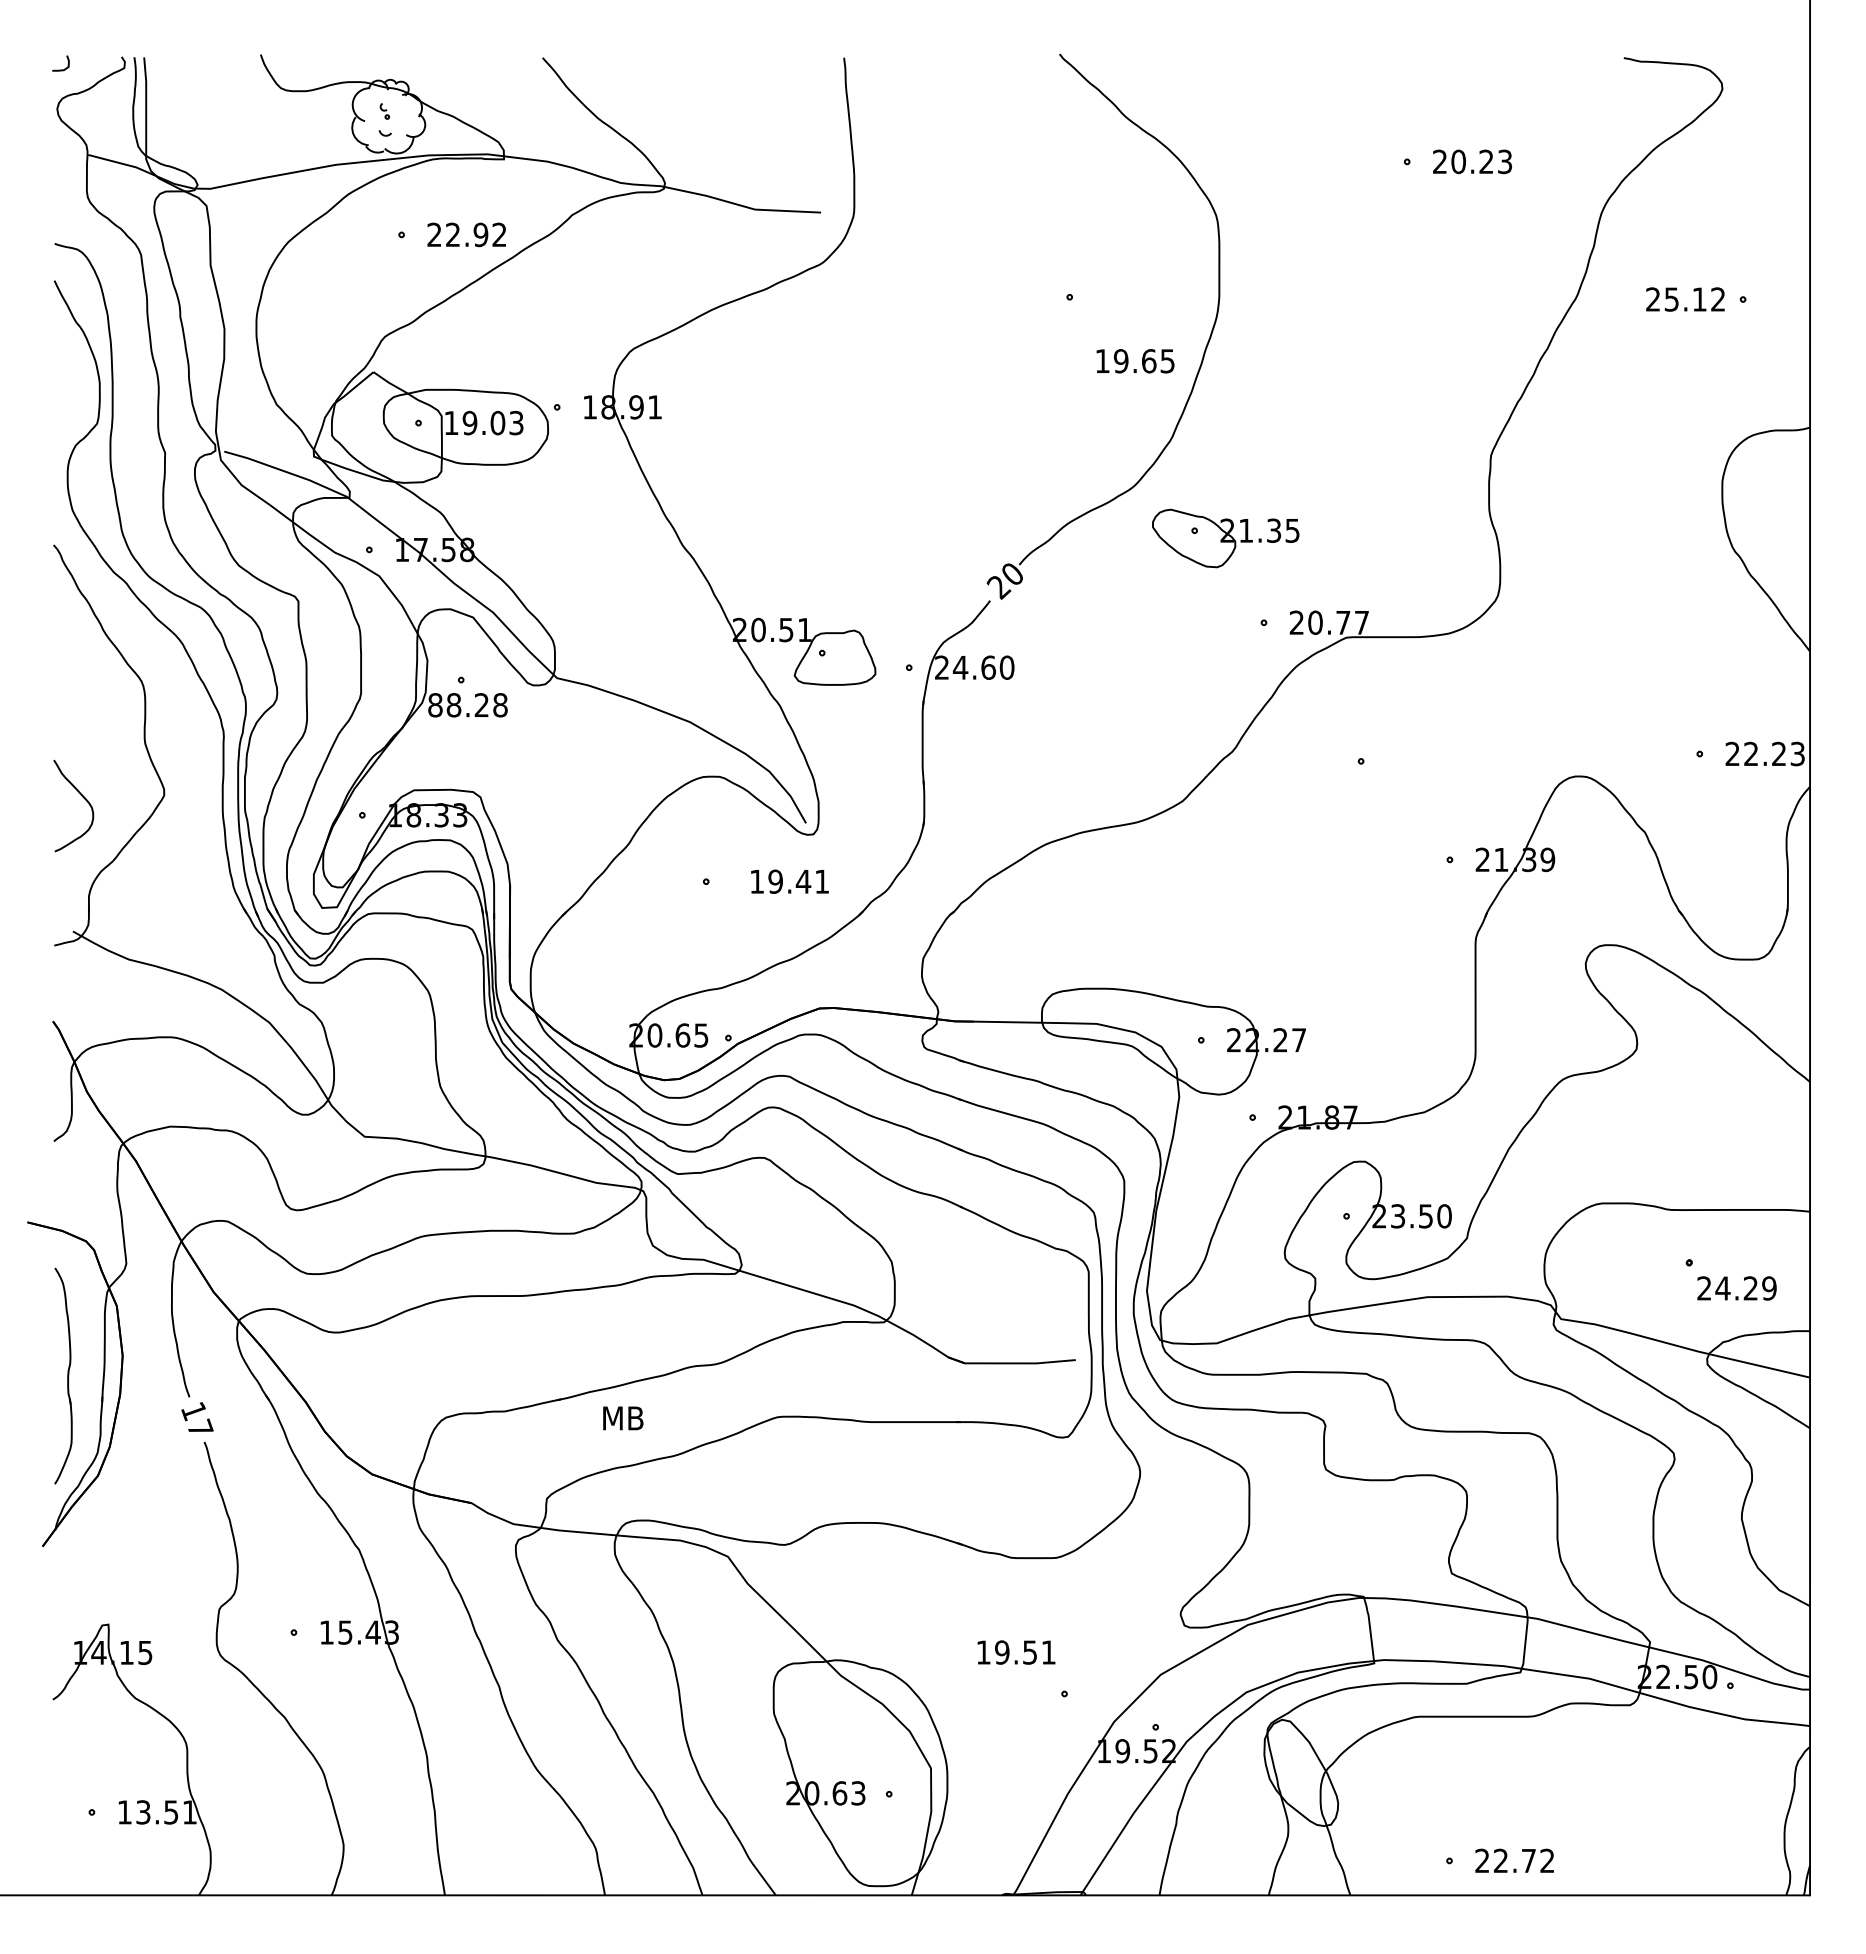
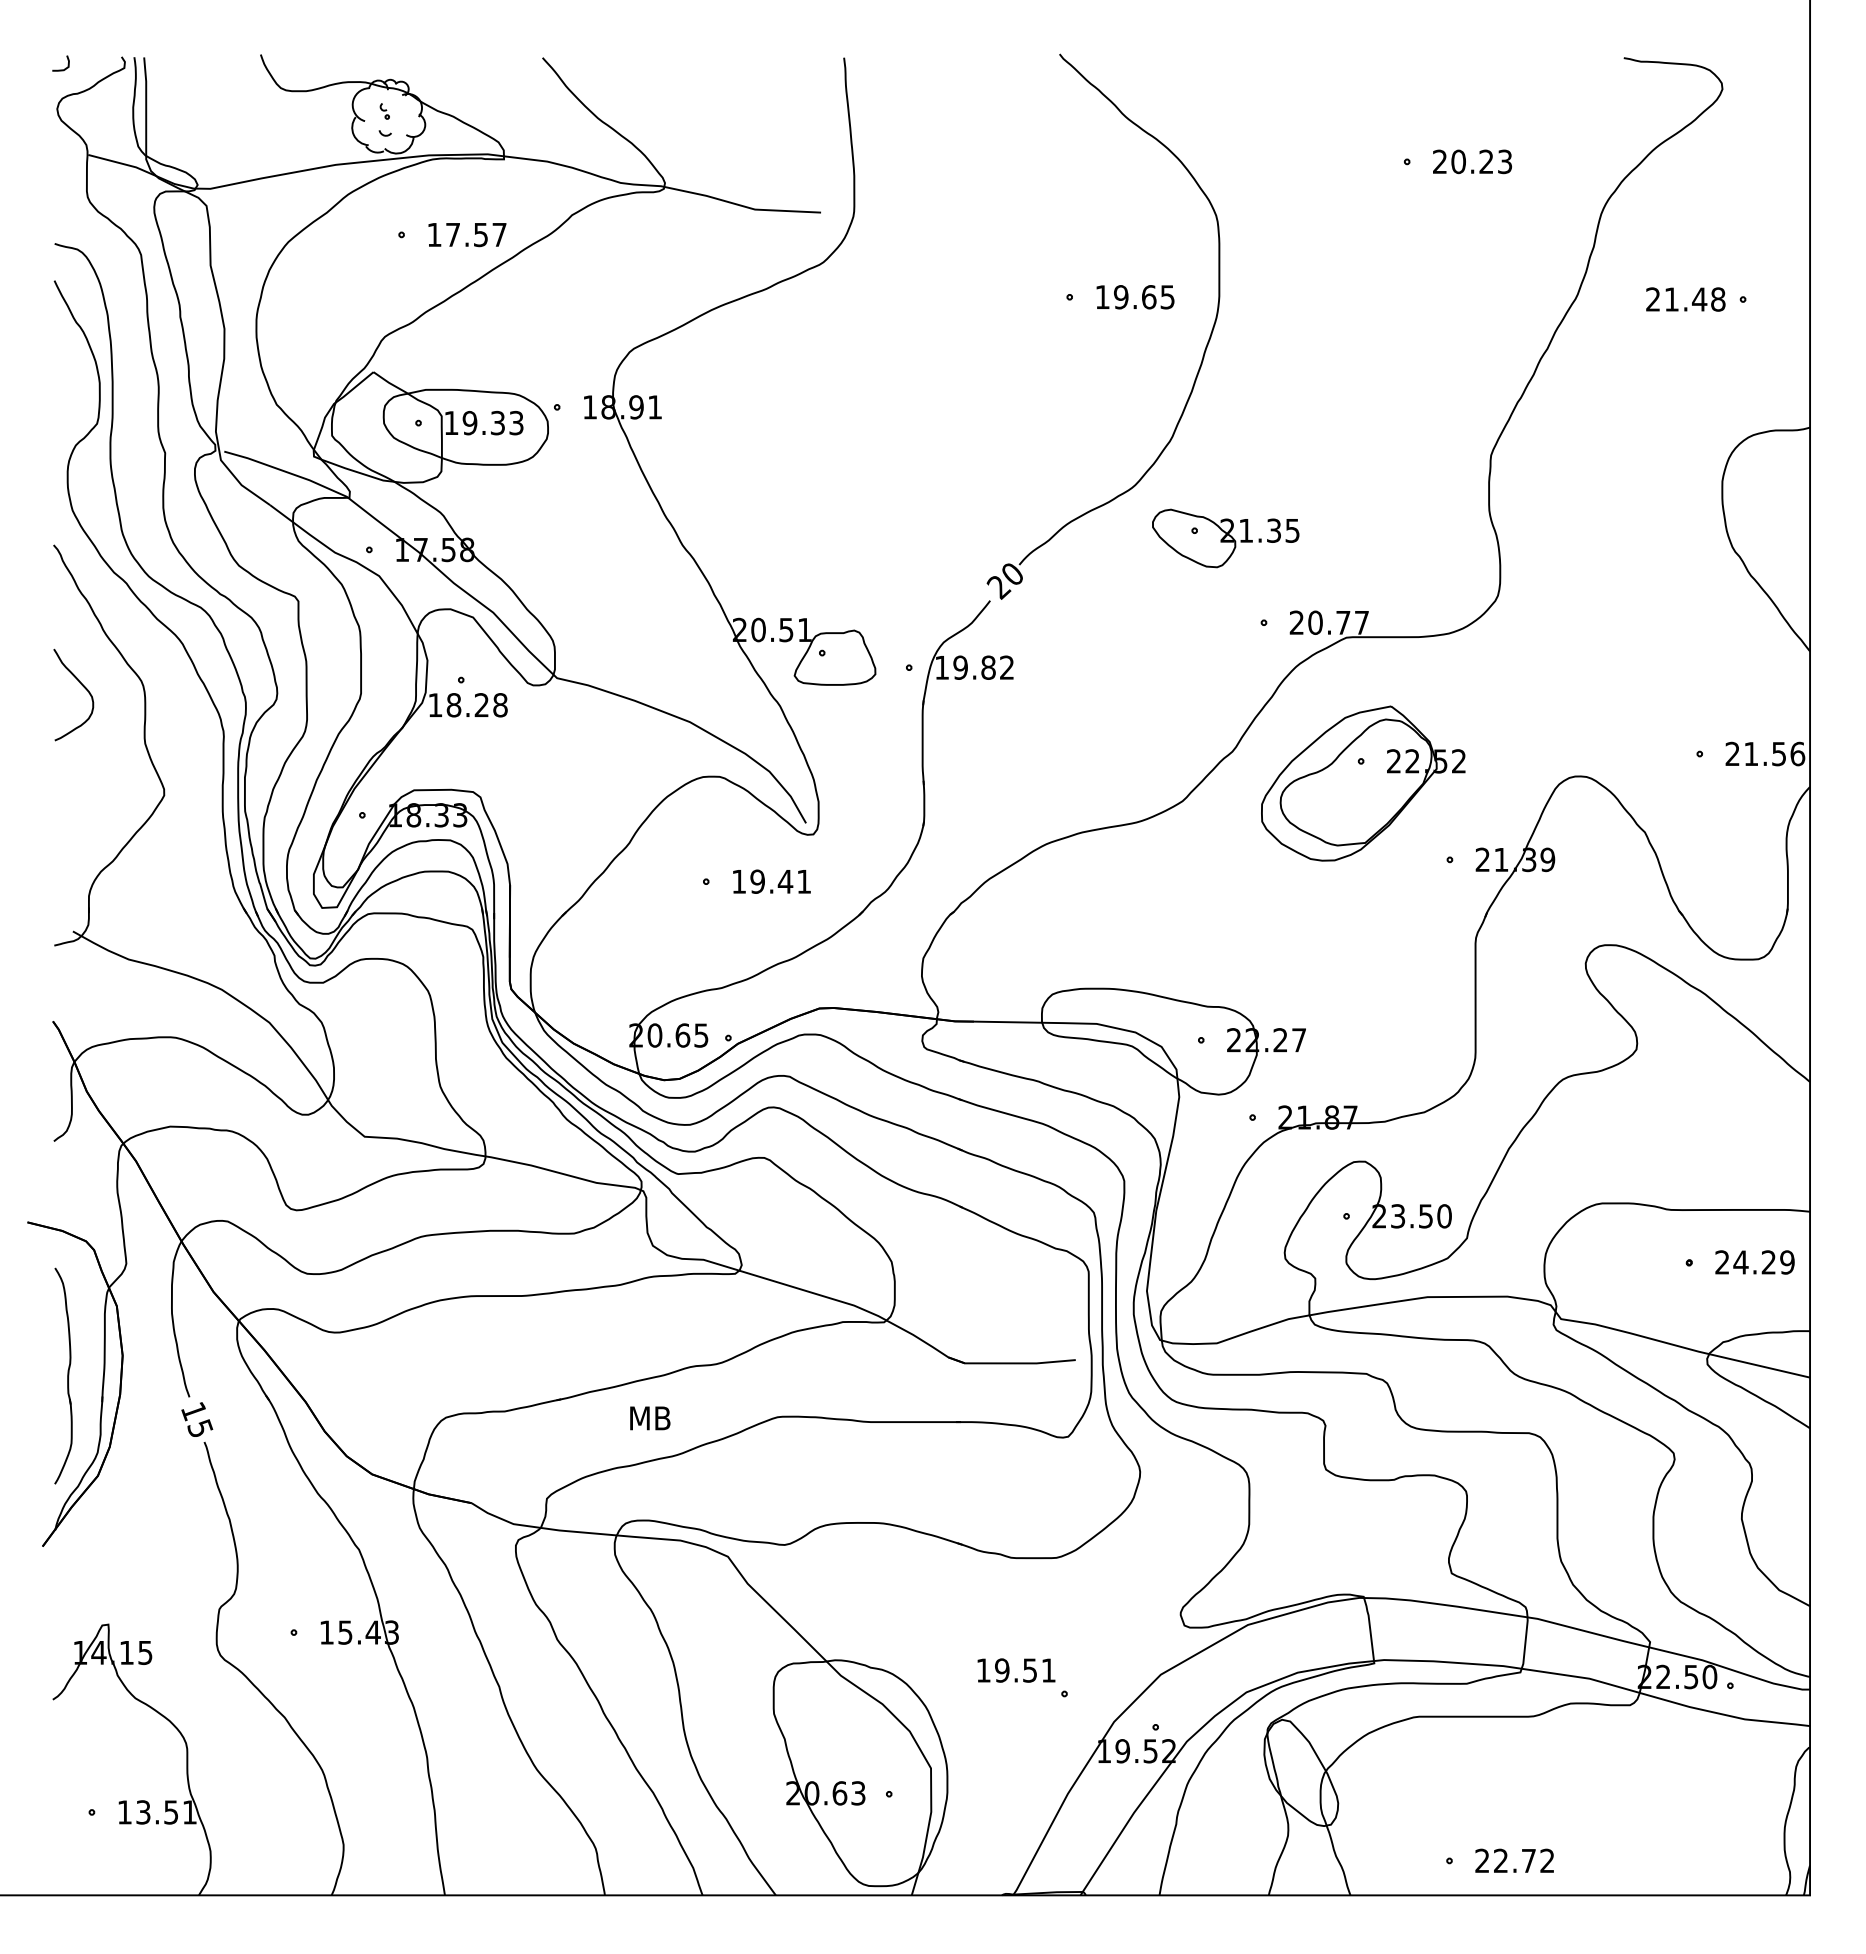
text: 22.92 -> 17.57 (466, 234)
text: 25.12 -> 21.48 (1694, 299)
text position: (1135, 361) -> (1135, 297) (1135, 297)
text: 19.03 -> 19.33 (497, 423)
text: 24.60 -> 19.82 (974, 667)
text: 88.28 -> 18.28 (435, 705)
text: 22.23 -> 21.56 (1774, 753)
part: none -> present (1363, 783)
curve position: (81, 796) -> (81, 685) (81, 685)
text position: (789, 881) -> (771, 881) (771, 881)
text position: (1736, 1288) -> (1754, 1262) (1754, 1262)
text position: (623, 1418) -> (650, 1418) (650, 1418)
text: 17 -> 15 (200, 1427)
text position: (1016, 1652) -> (1016, 1670) (1016, 1670)
